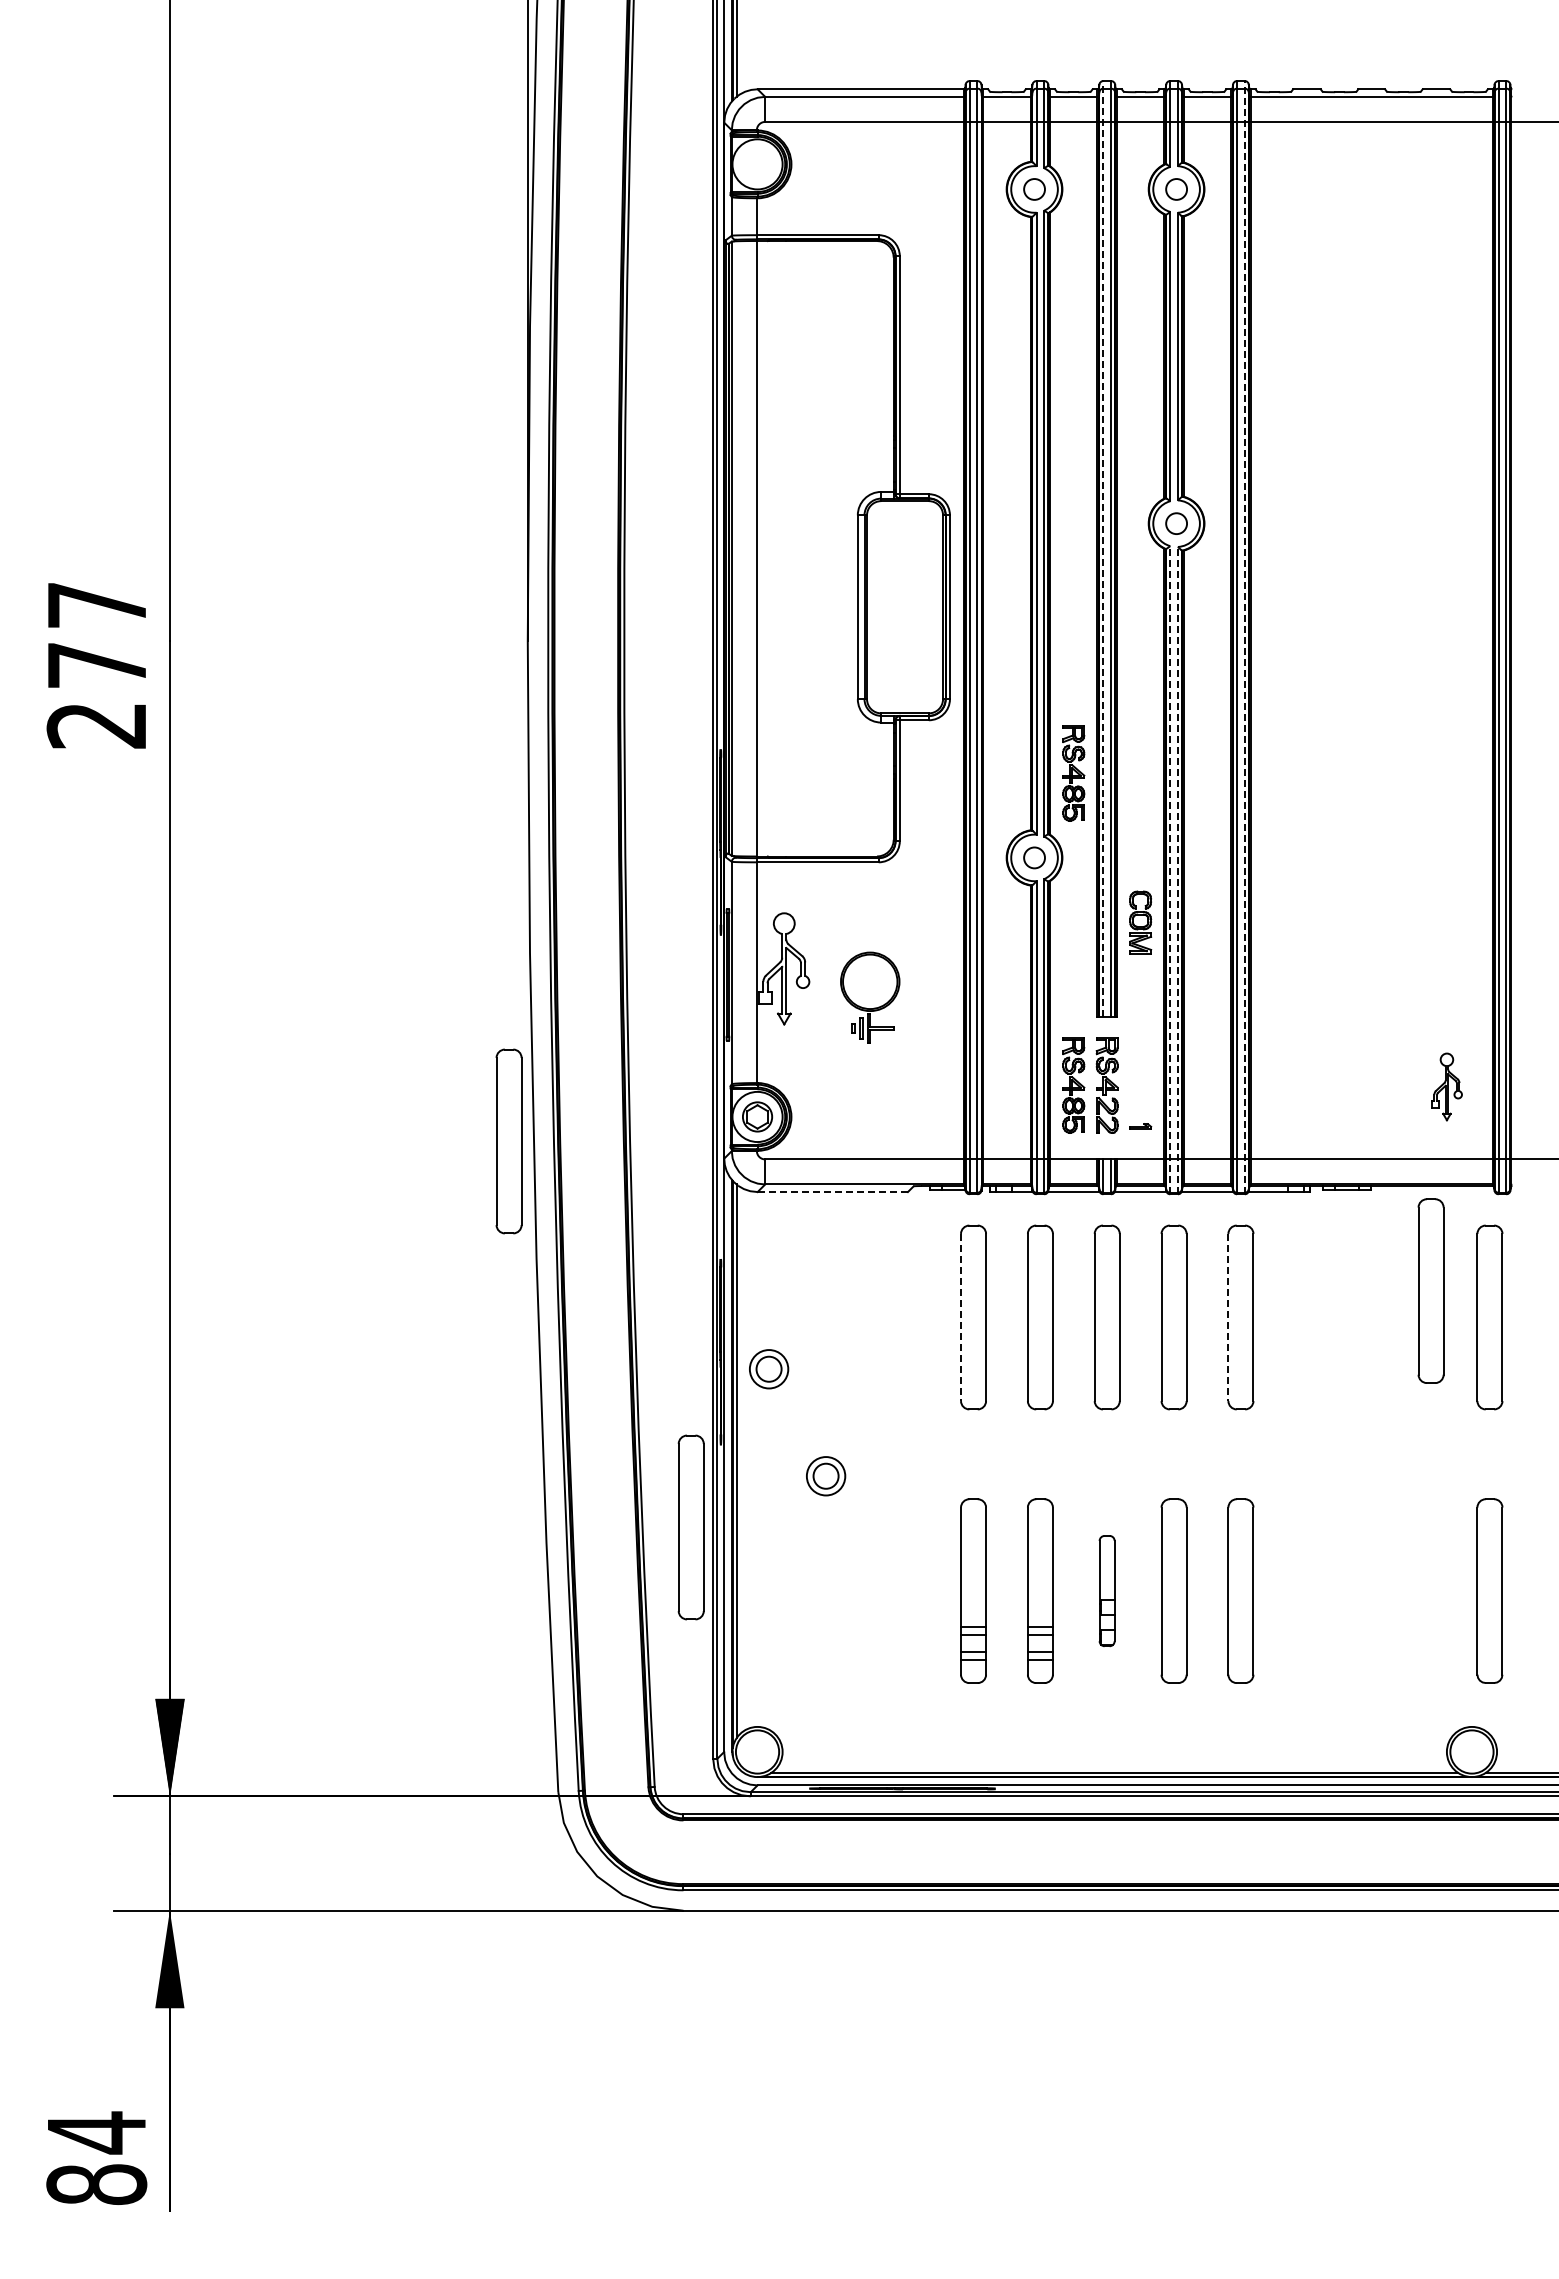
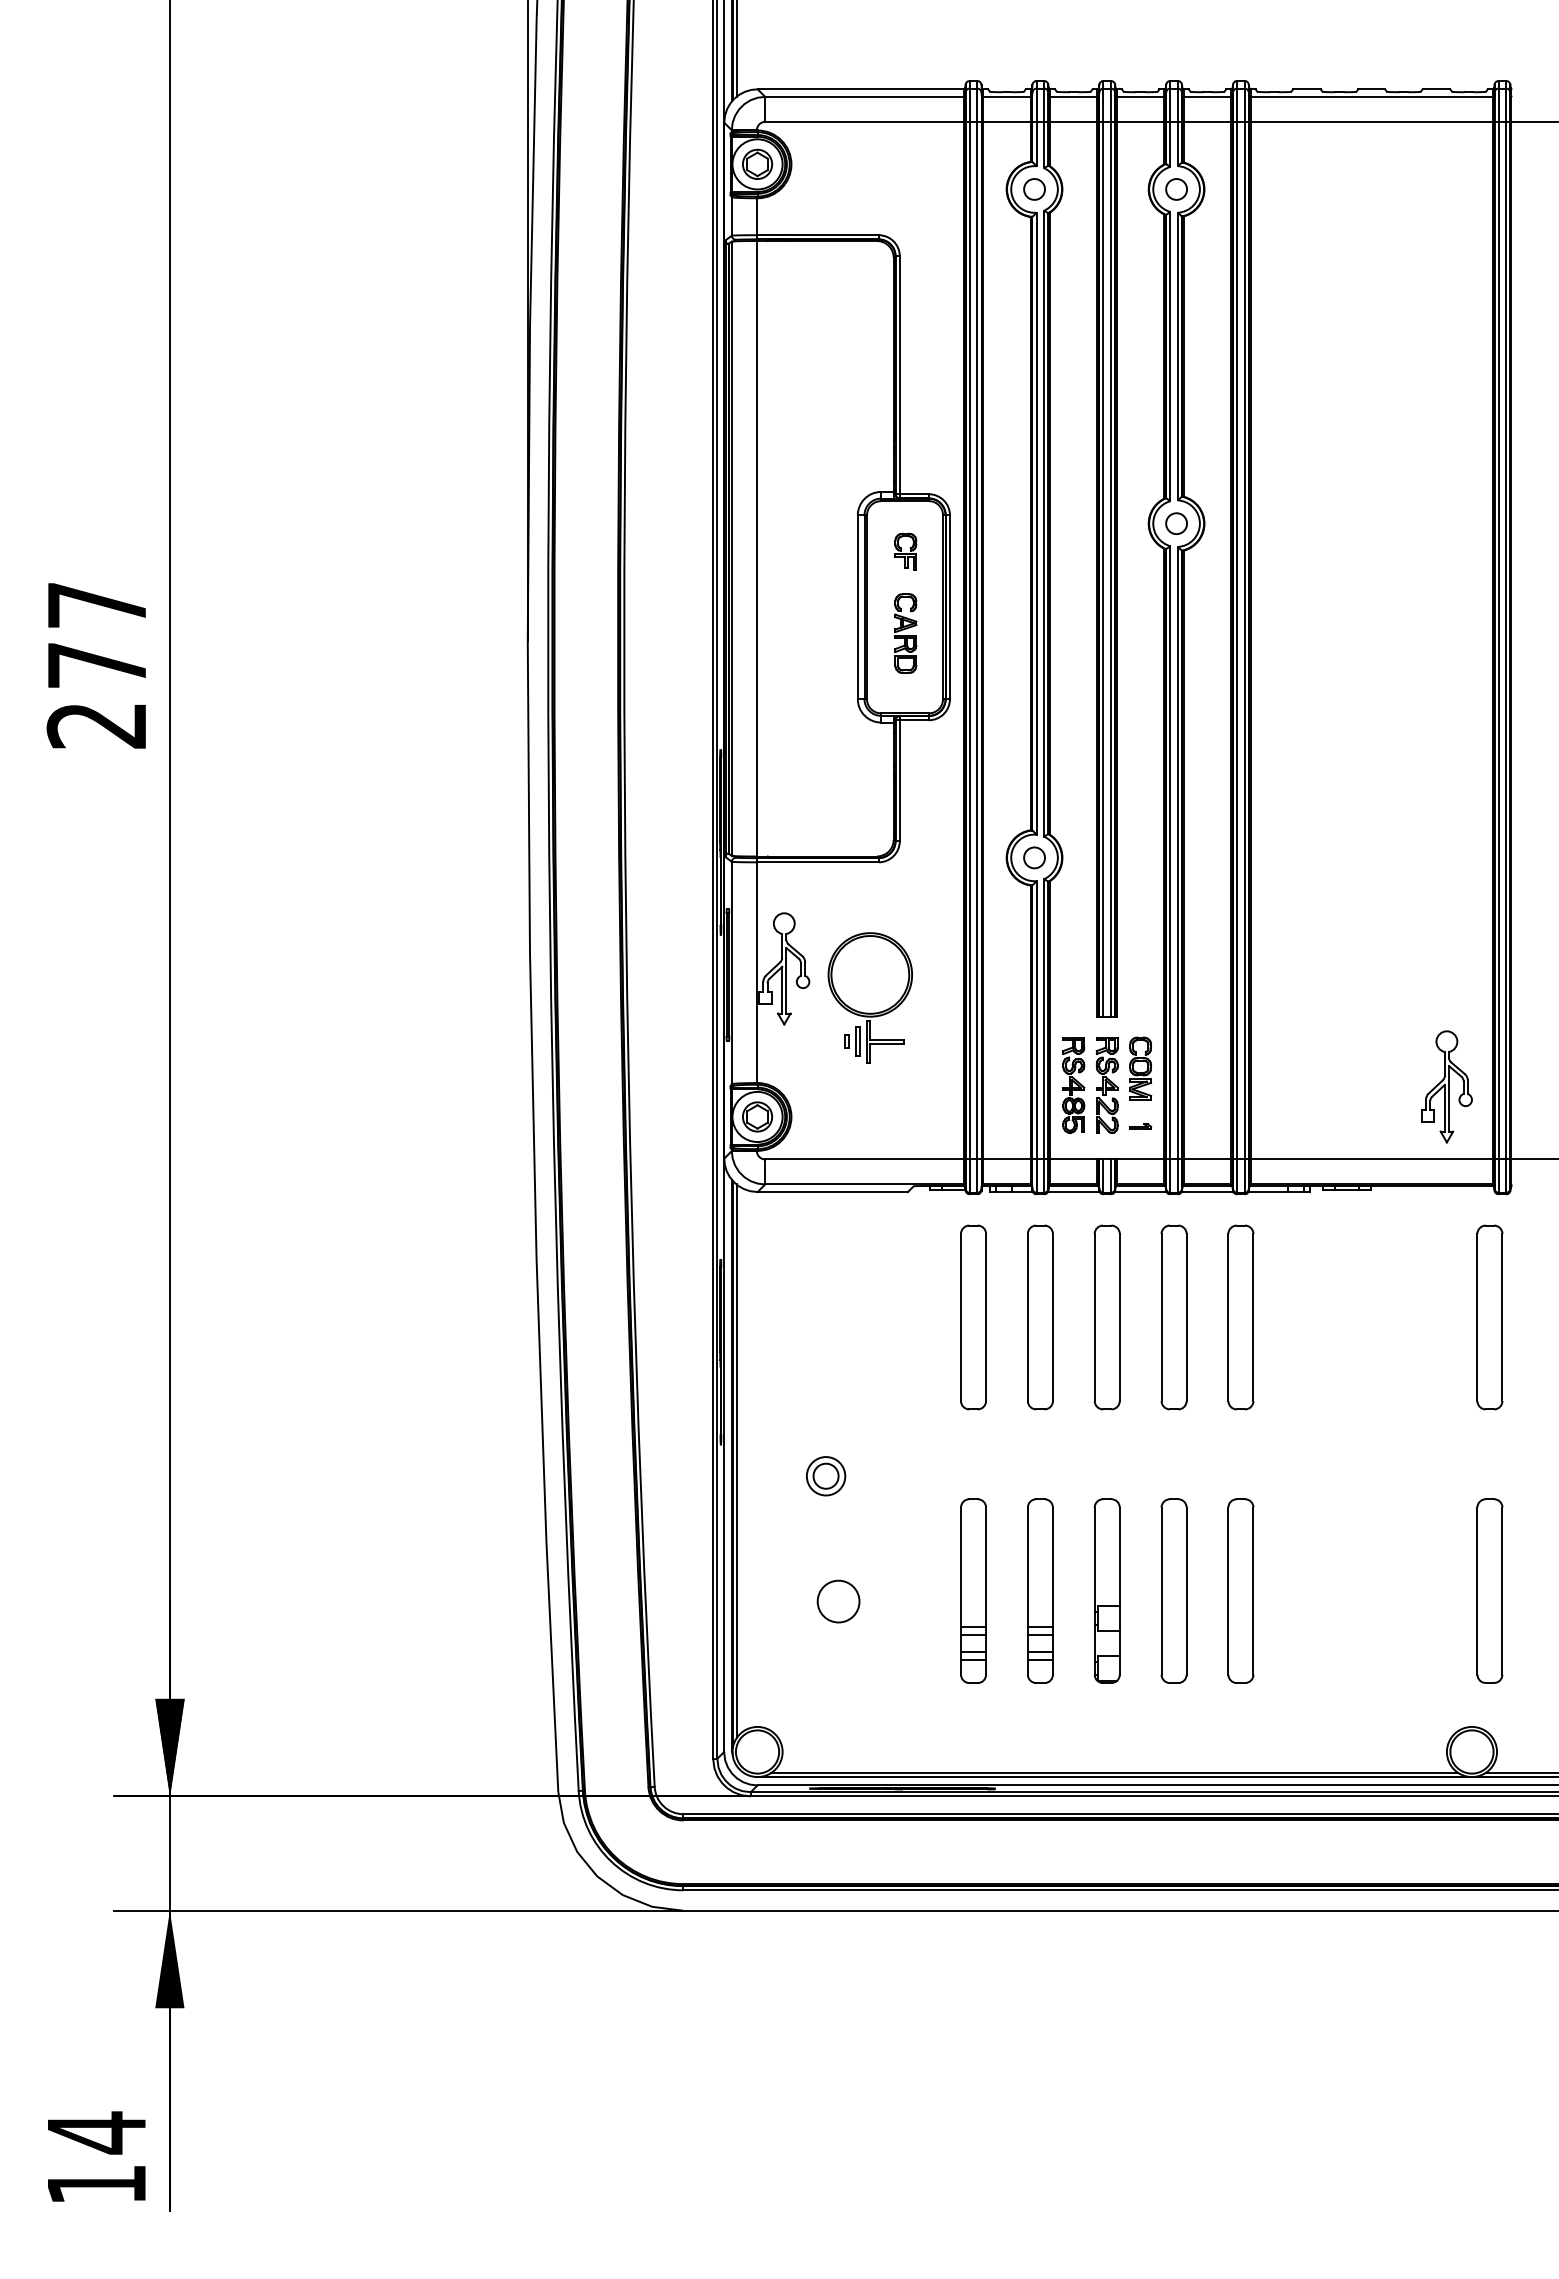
part: none -> present (757, 163)
line: dashed -> solid (1103, 548)
part: none -> present (905, 551)
part: none -> present (905, 633)
line: dashed -> solid (1244, 637)
part: present -> none (1073, 773)
line: dashed -> solid (1170, 869)
line: dashed -> solid (1177, 870)
part position: (1140, 922) -> (1140, 1068) (1140, 1068)
part size: 61x93 px -> 86x132 px (869, 997)
part size: 32x70 px -> 52x114 px (1446, 1086)
part: present -> none (508, 1141)
line: dashed -> solid (833, 1192)
part: present -> none (1430, 1290)
line: dashed -> solid (961, 1317)
line: dashed -> solid (1228, 1317)
part: present -> none (769, 1369)
part: present -> none (690, 1527)
part size: 18x113 px -> 28x186 px (1106, 1590)
circle: none -> present (838, 1601)
text: 84 -> 14 (96, 2184)
